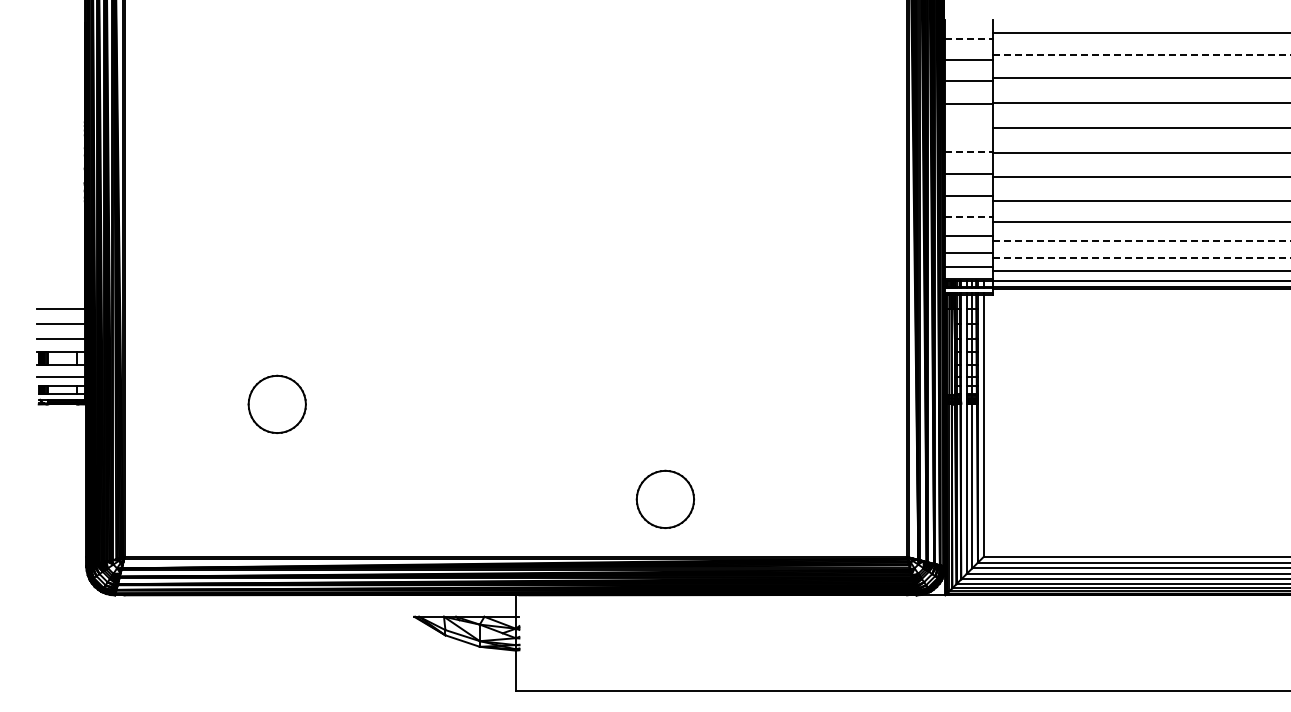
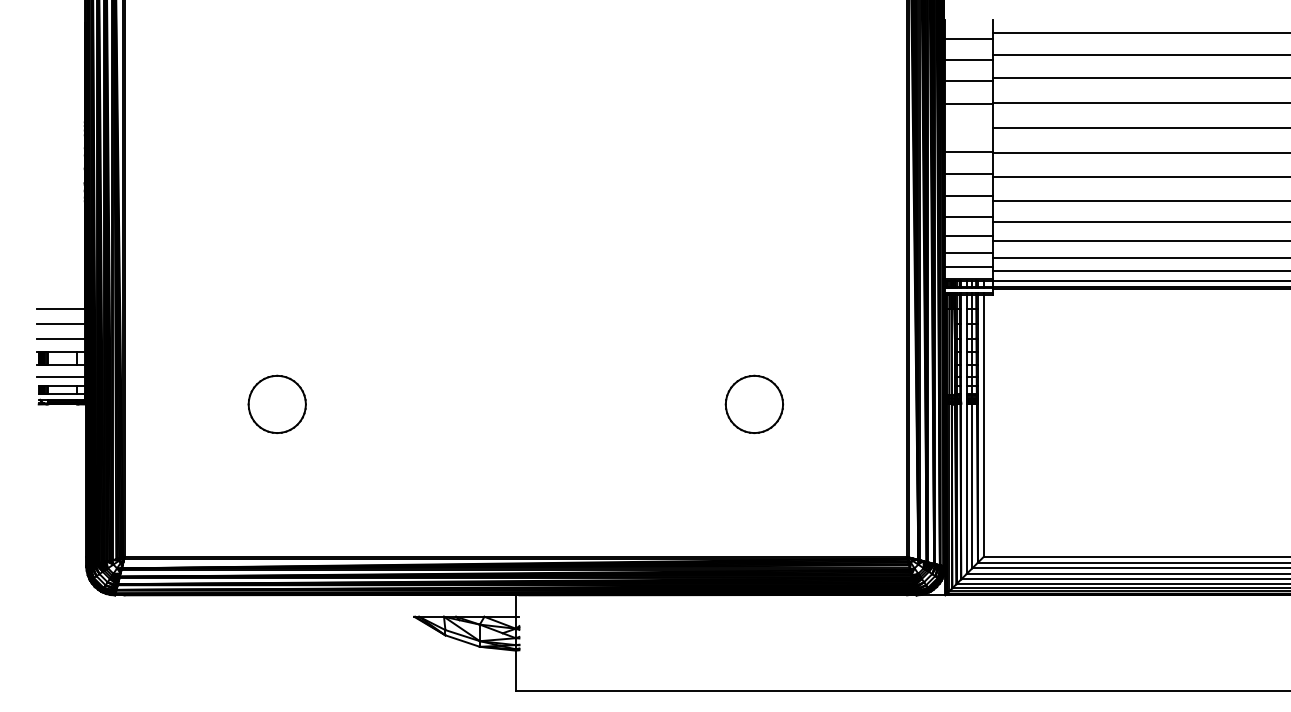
line: dashed -> solid (969, 38)
line: dashed -> solid (1141, 54)
line: dashed -> solid (969, 151)
line: dashed -> solid (969, 216)
line: dashed -> solid (1141, 241)
line: dashed -> solid (1142, 257)
part position: (664, 498) -> (753, 403) (753, 403)
